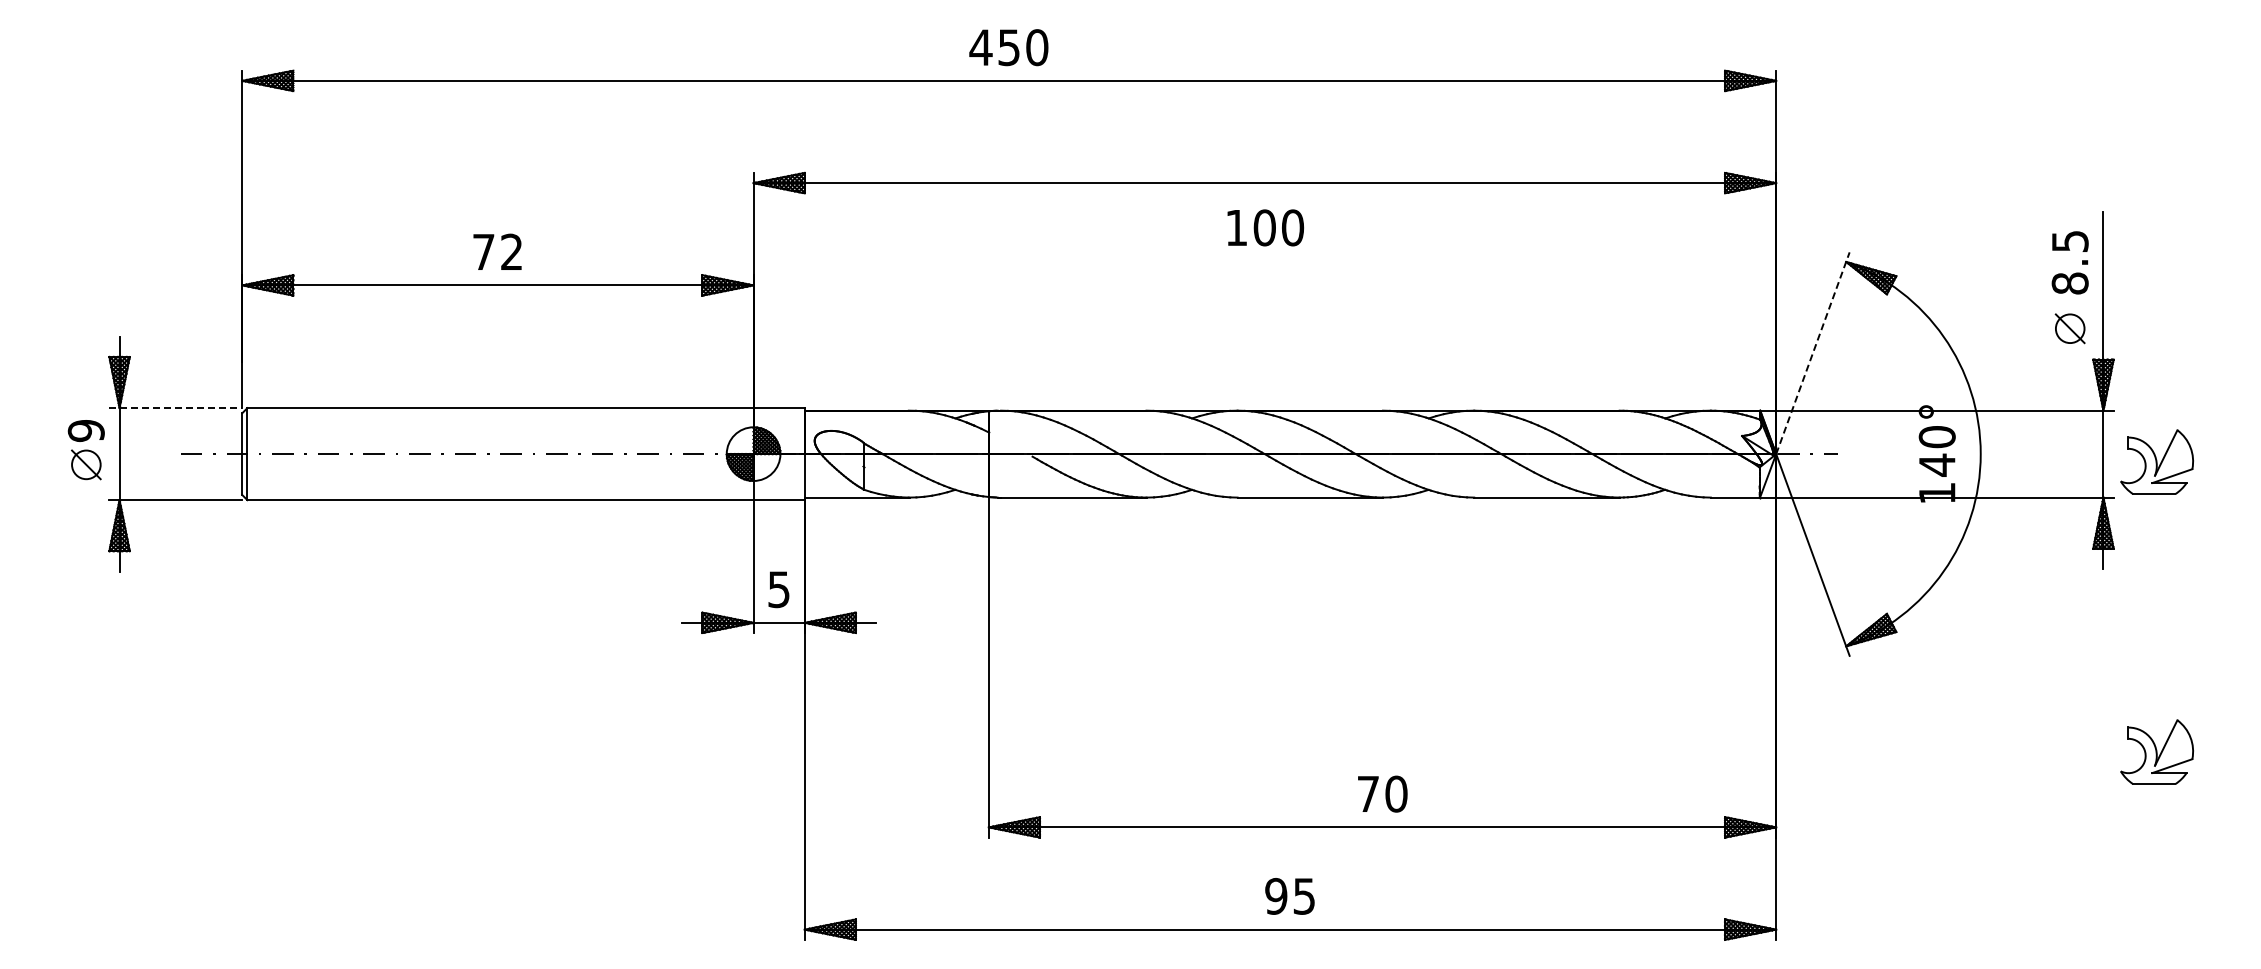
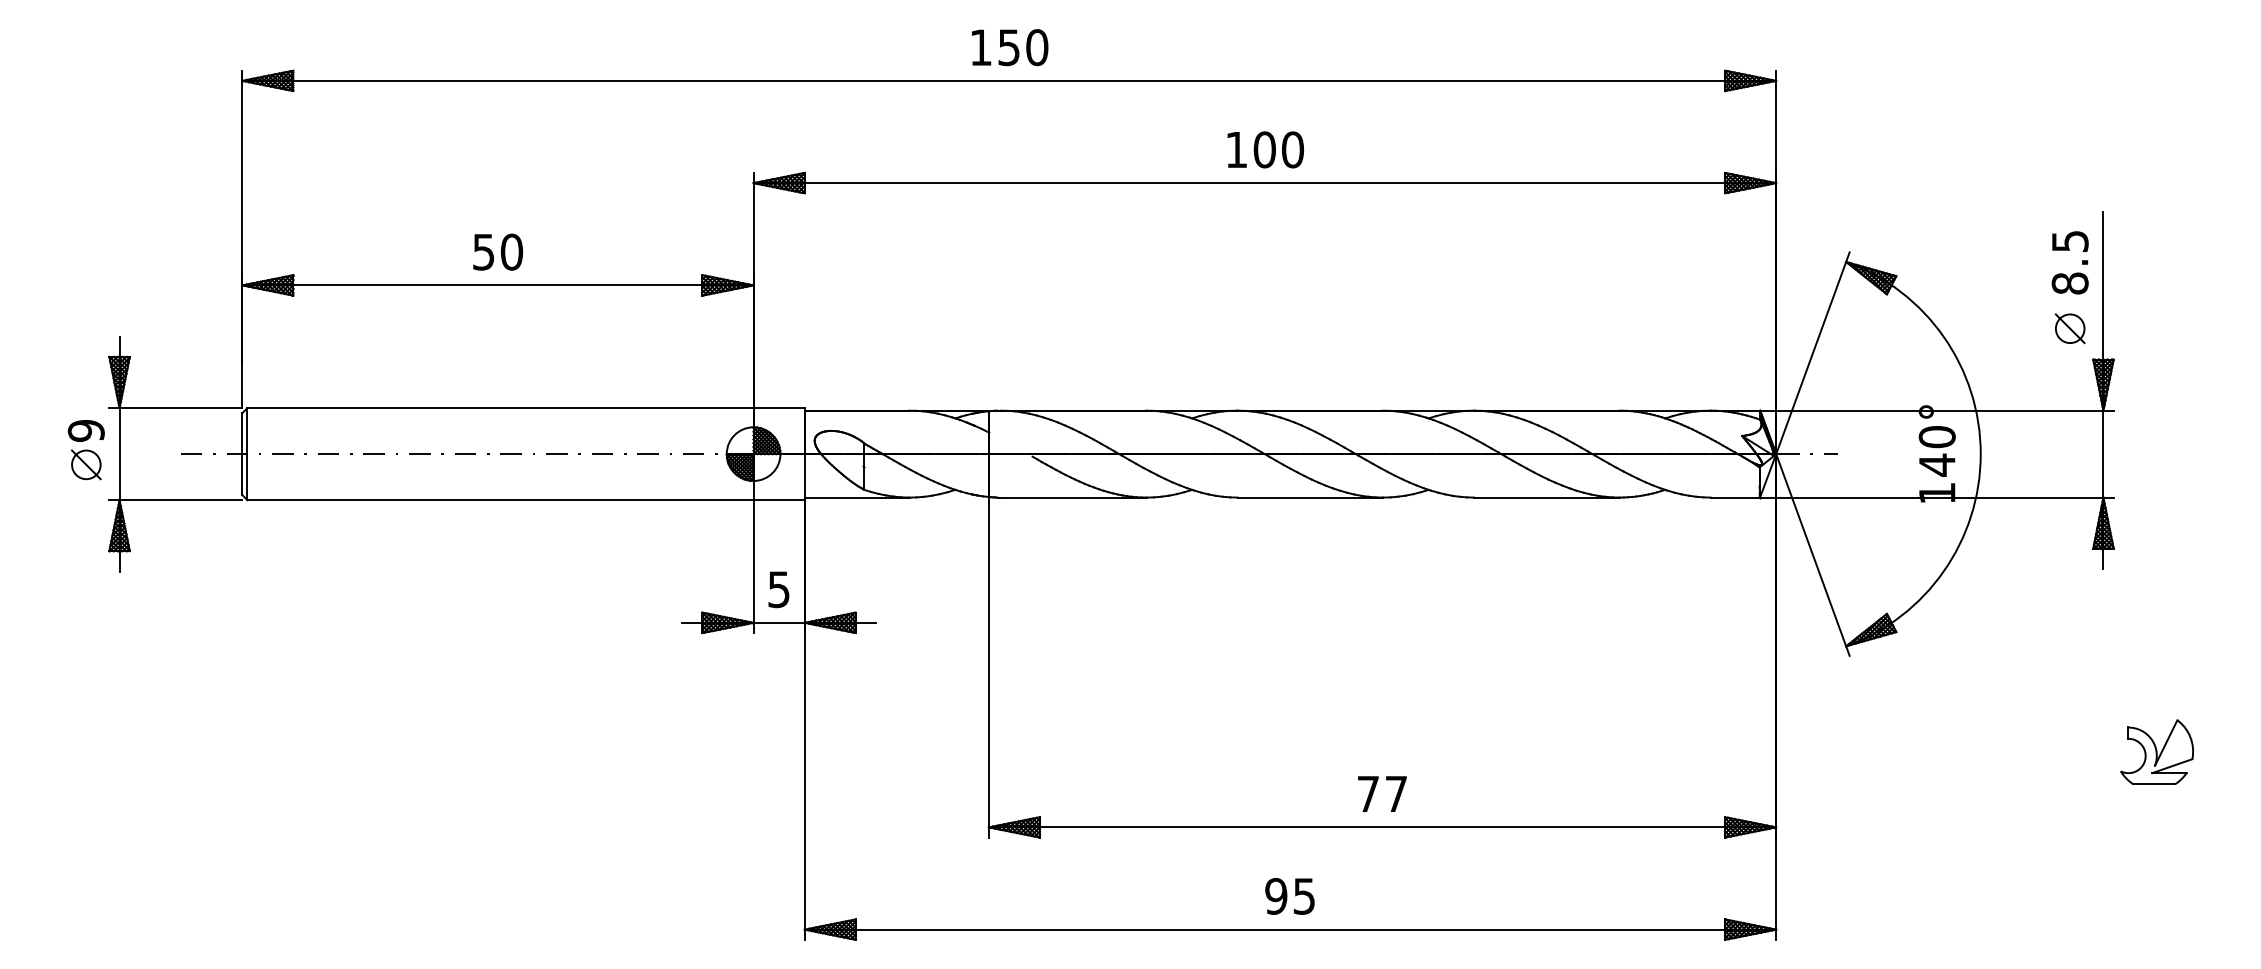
text: 450 -> 150 (980, 47)
text position: (1265, 227) -> (1265, 149) (1265, 149)
text: 72 -> 50 (498, 251)
line: dashed -> solid (1813, 352)
line: dashed -> solid (176, 408)
part: present -> none (2156, 461)
text: 70 -> 77 (1396, 793)
